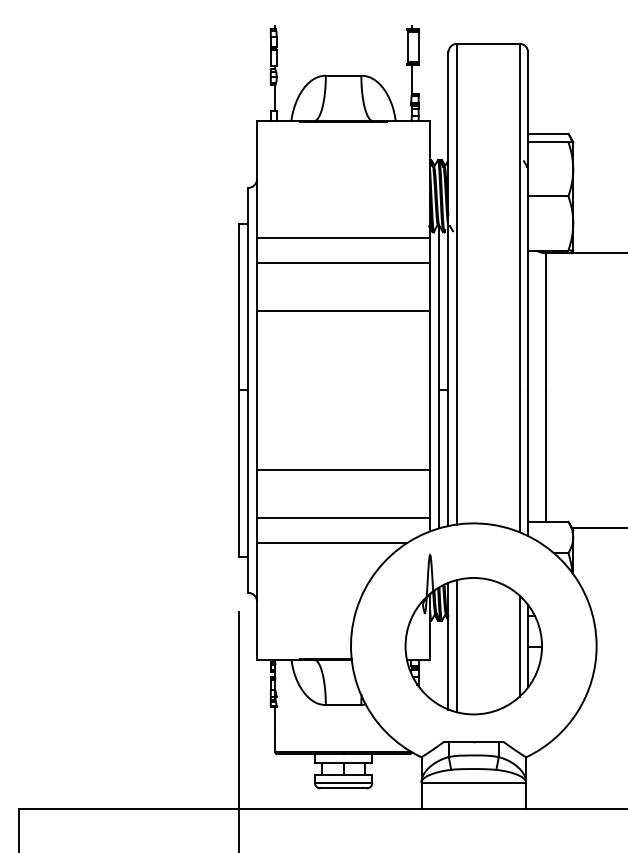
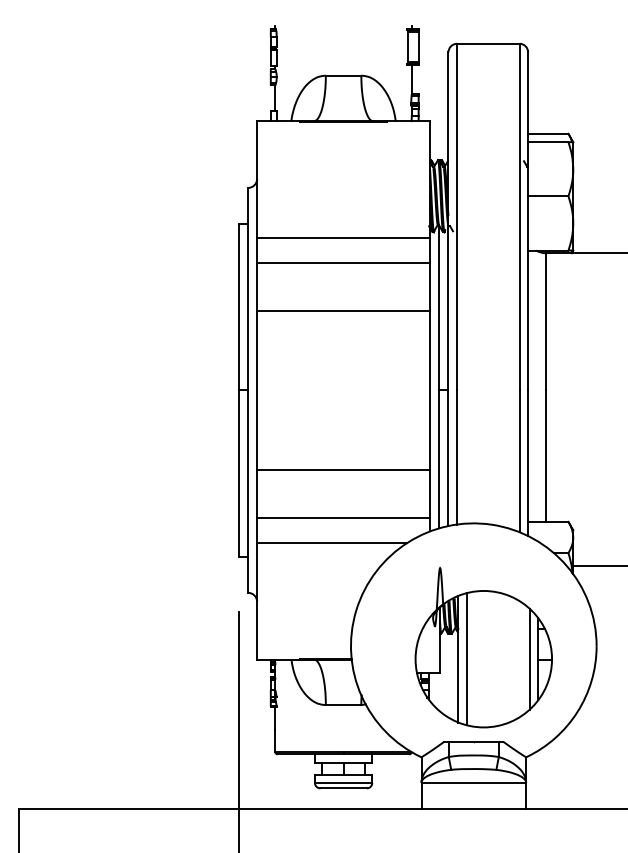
line position: (597, 527) -> (597, 565) (597, 565)
part position: (473, 634) -> (483, 647) (483, 647)
